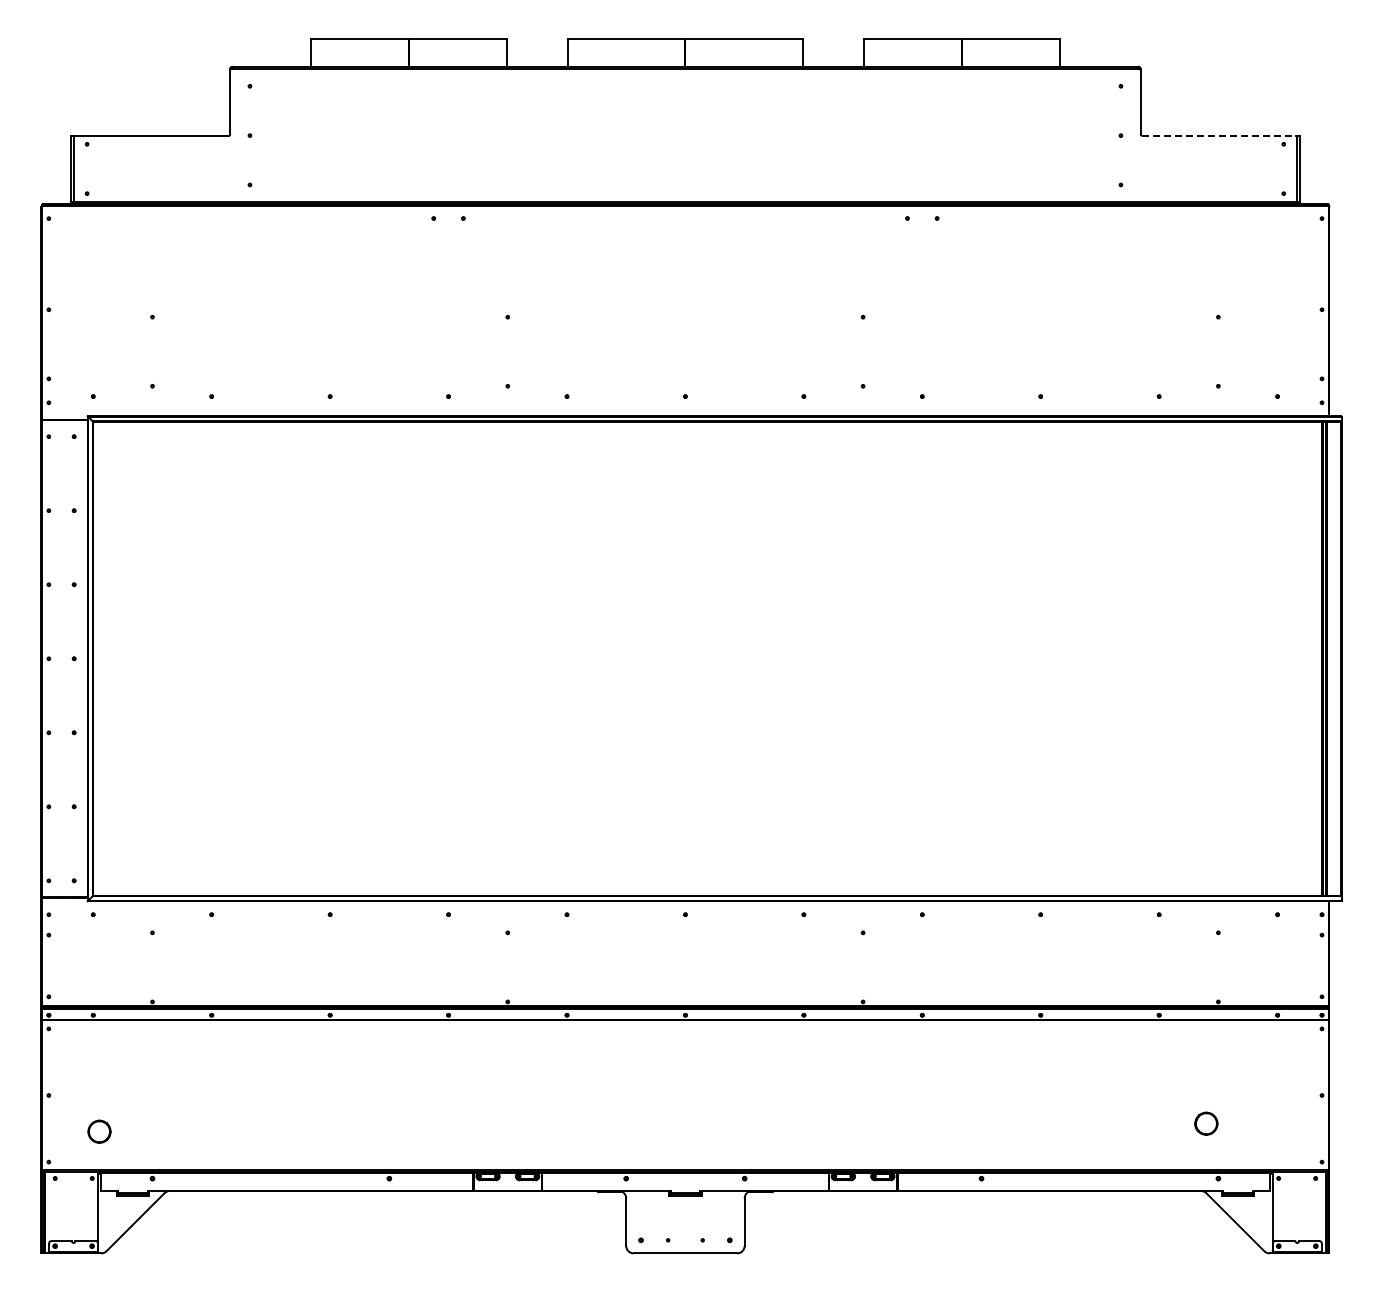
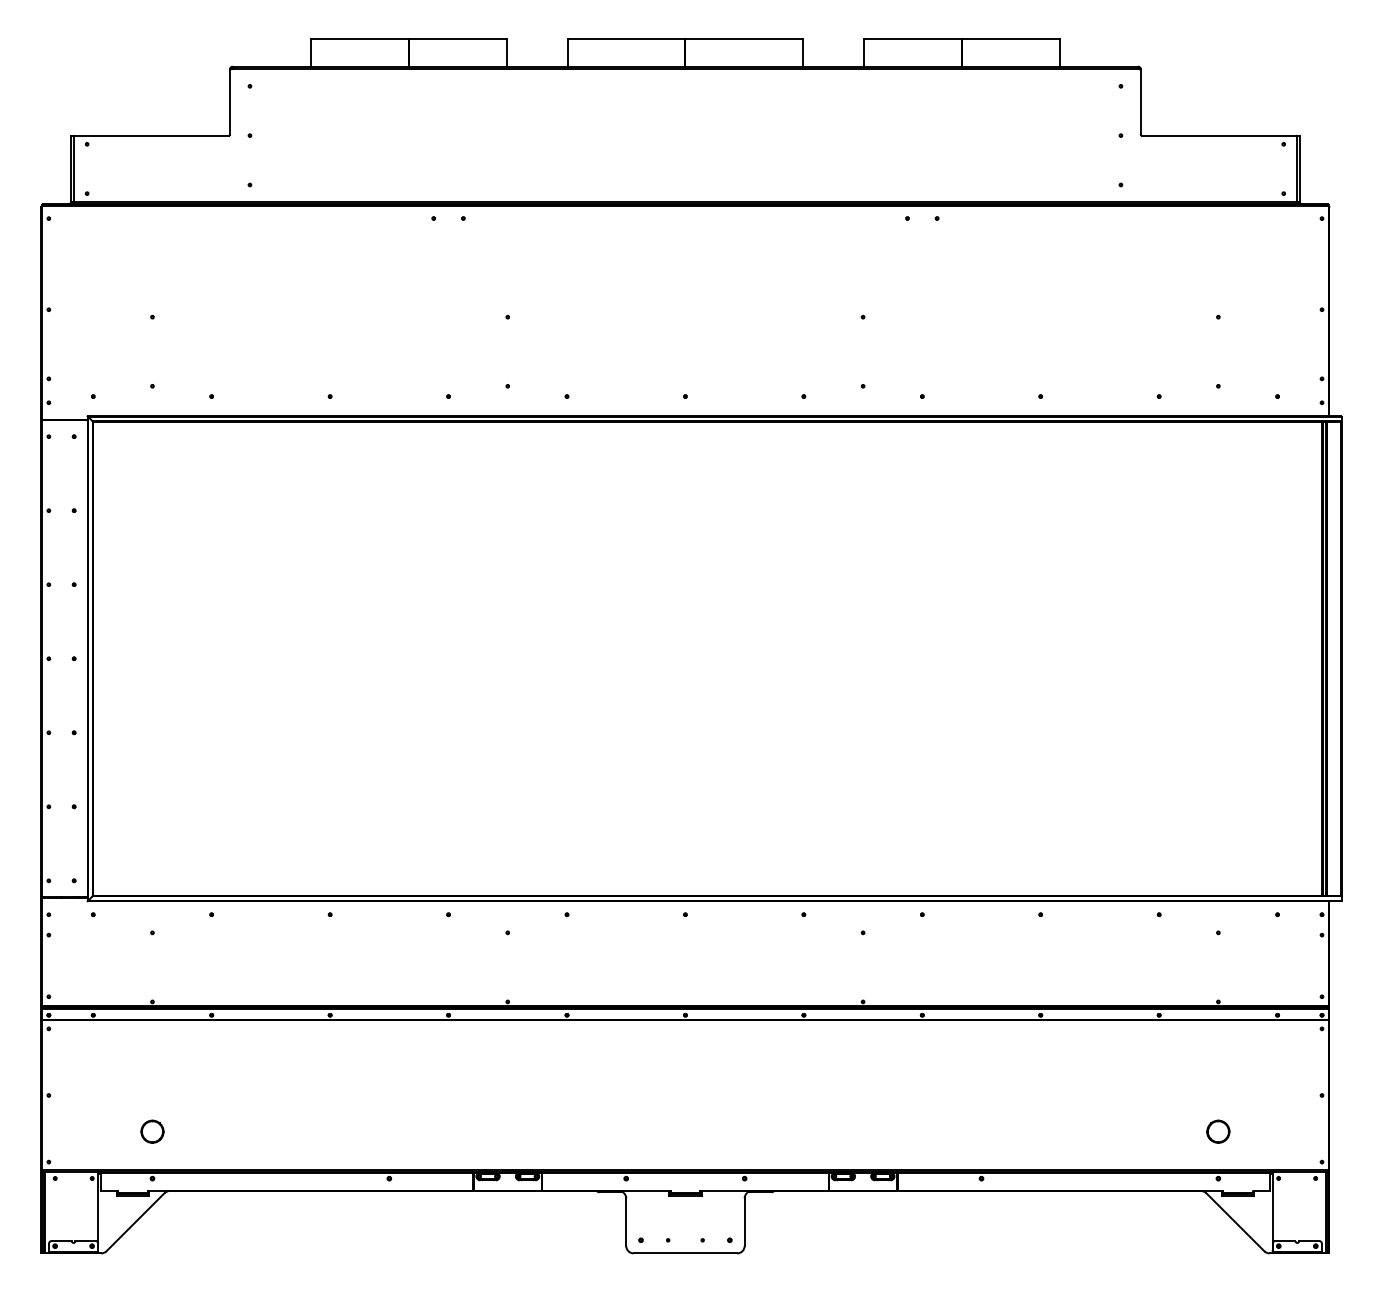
line: dashed -> solid (1219, 135)
part position: (1206, 1123) -> (1218, 1131) (1218, 1131)
part position: (99, 1131) -> (152, 1131) (152, 1131)
